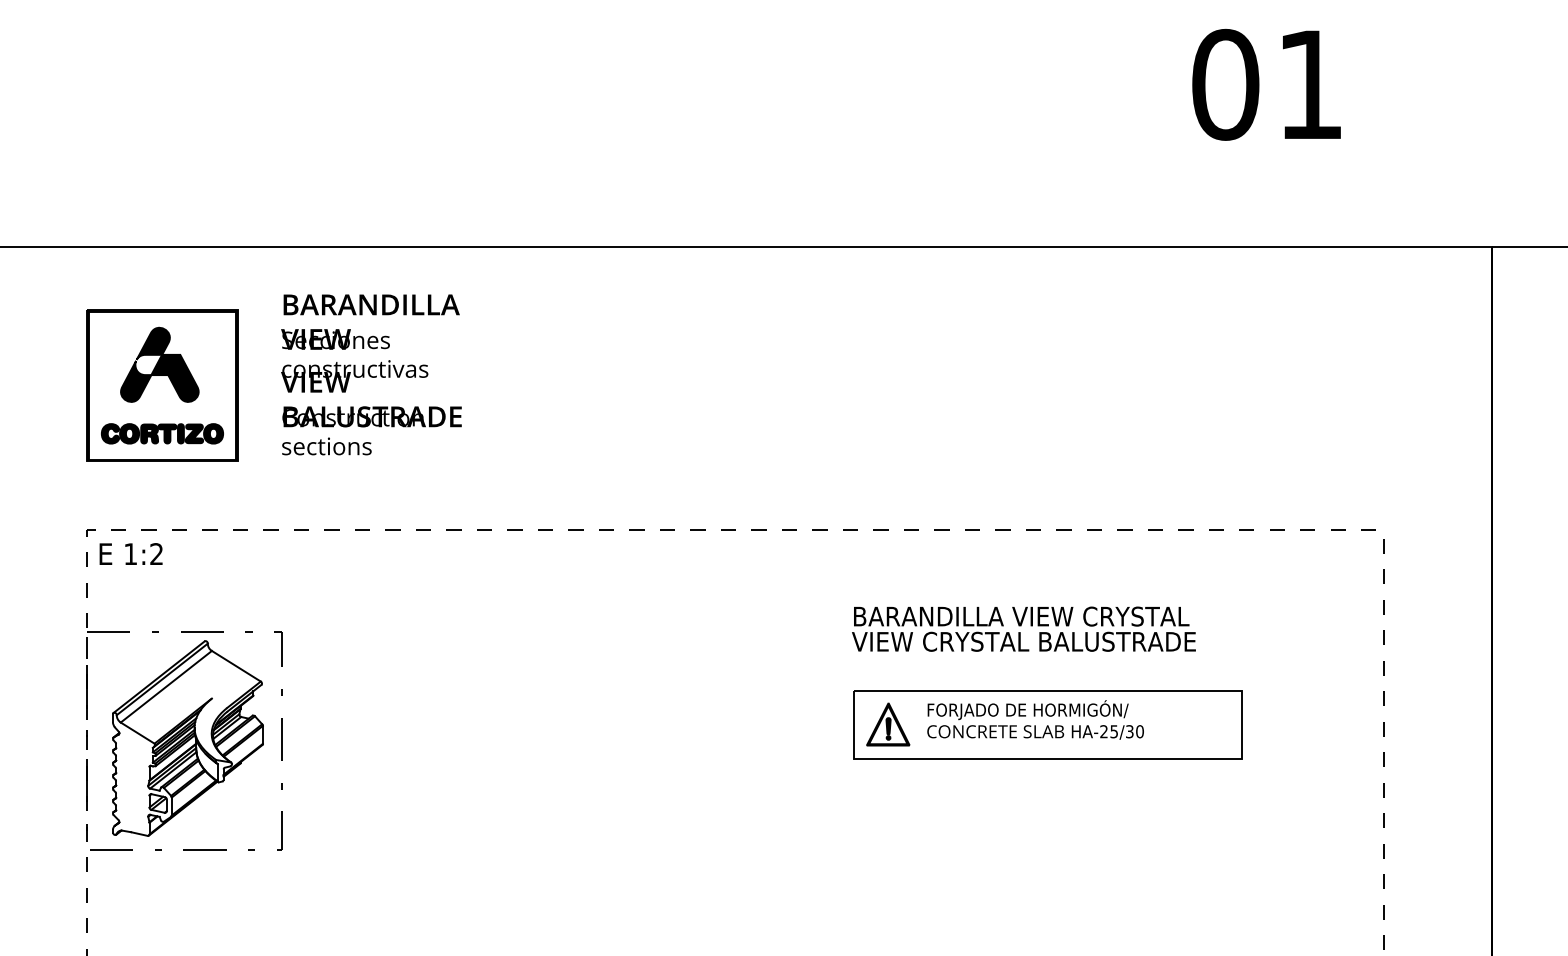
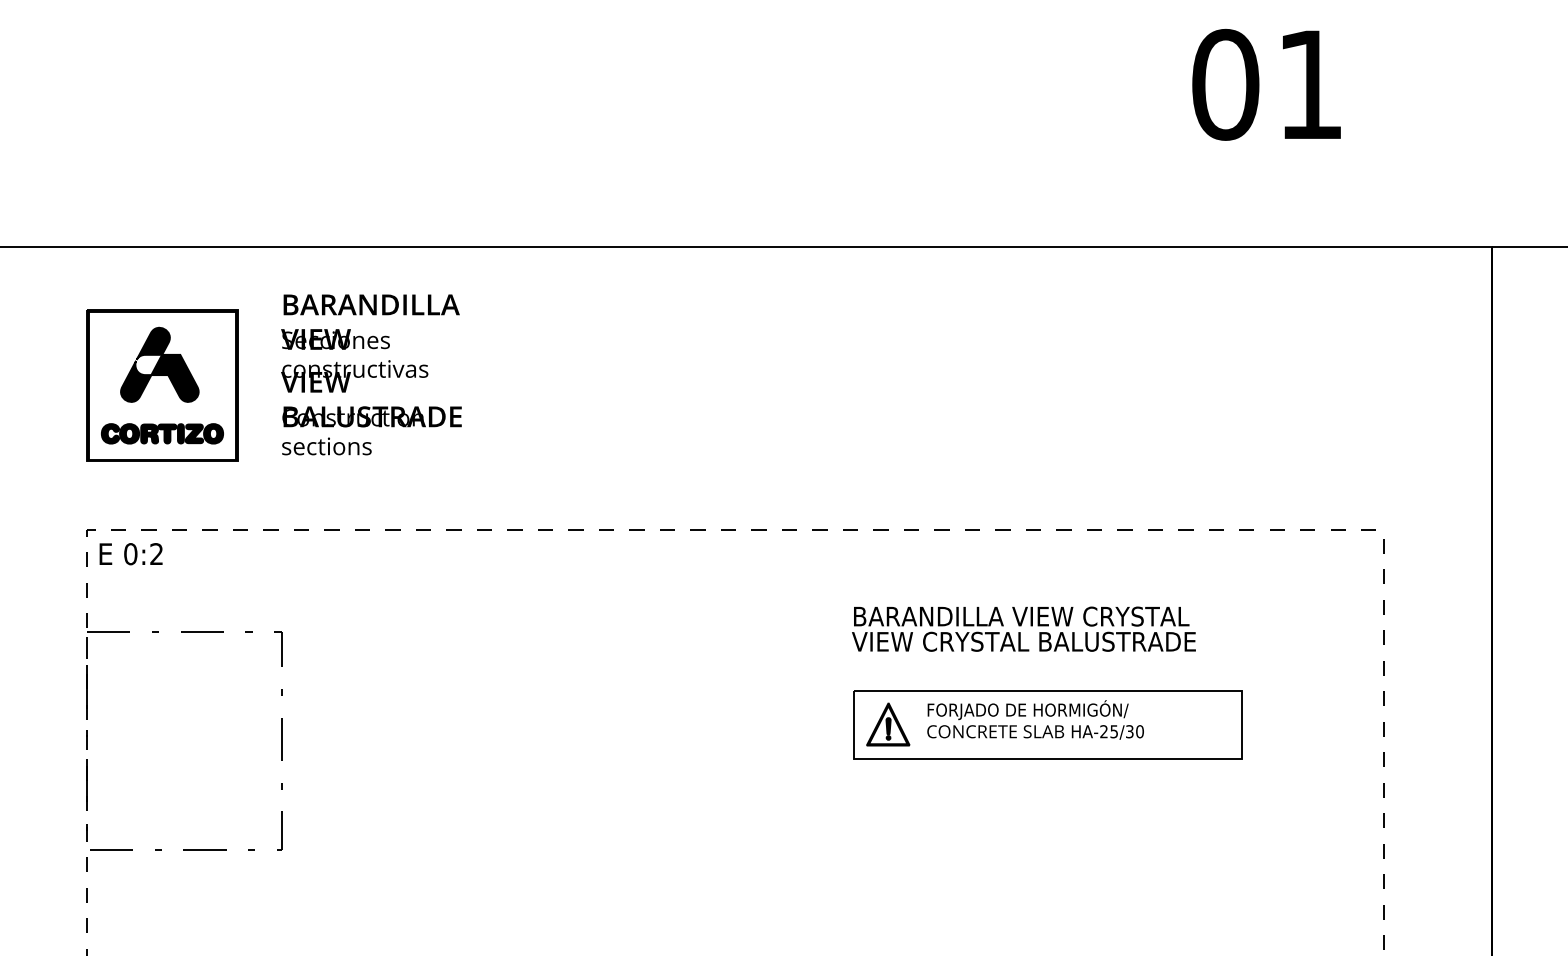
text: 1:2 -> 0:2 (130, 554)
part: present -> none (187, 738)
